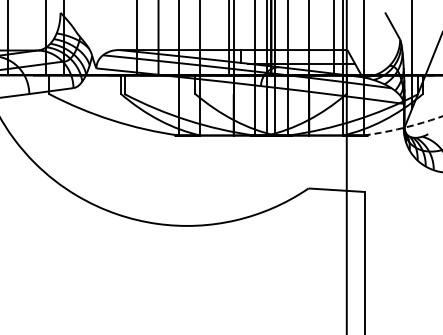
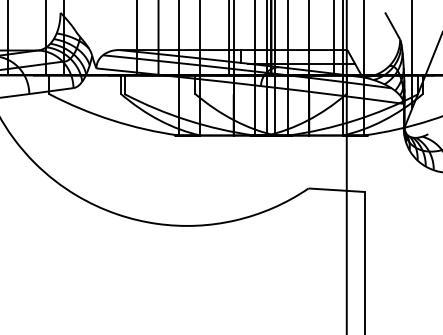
arc: dashed -> solid (403, 127)
